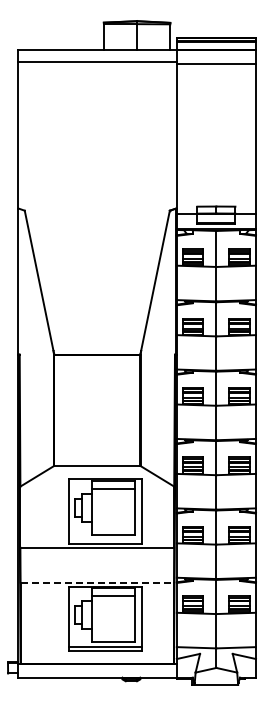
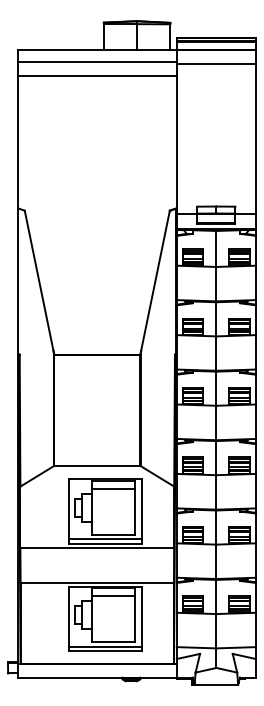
line: none -> present (97, 75)
line: none -> present (105, 539)
line: dashed -> solid (97, 582)
